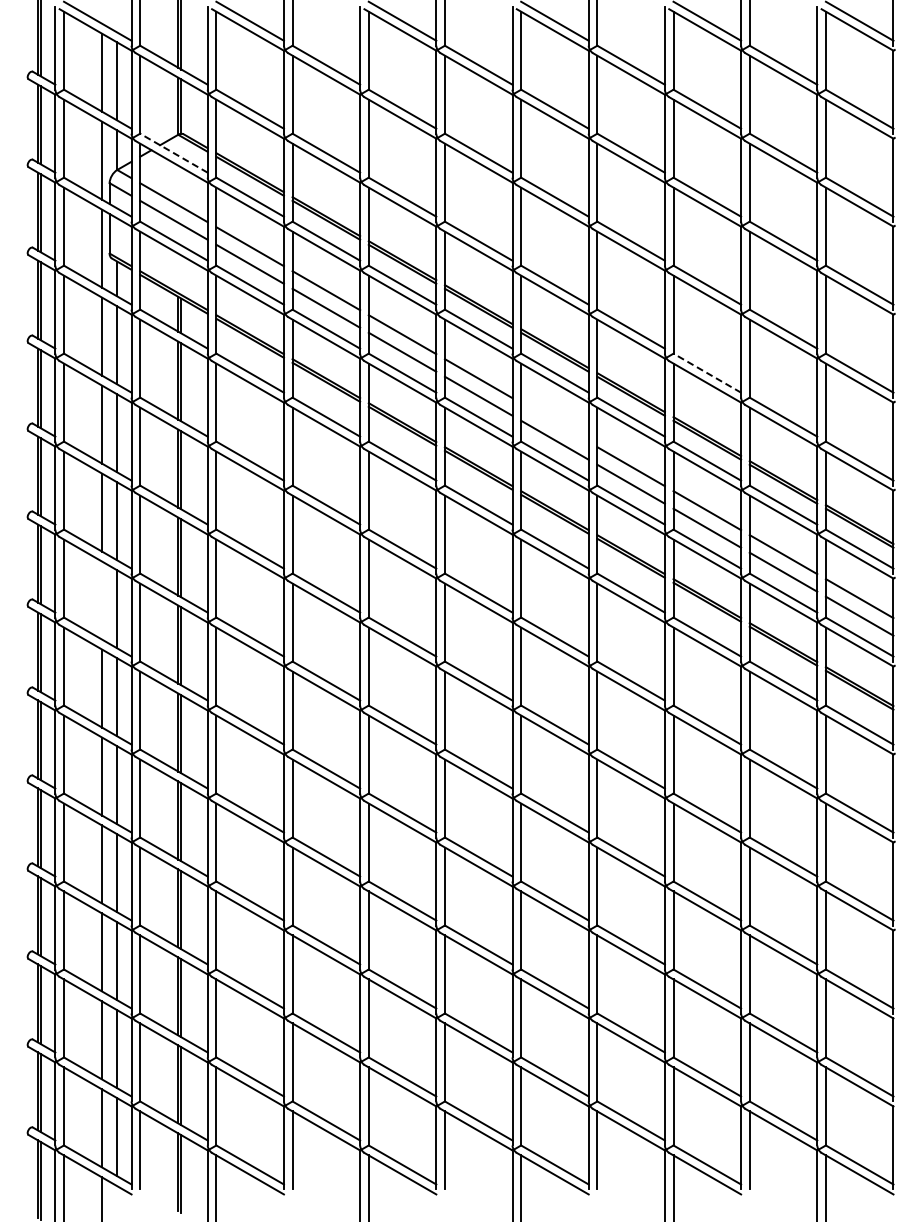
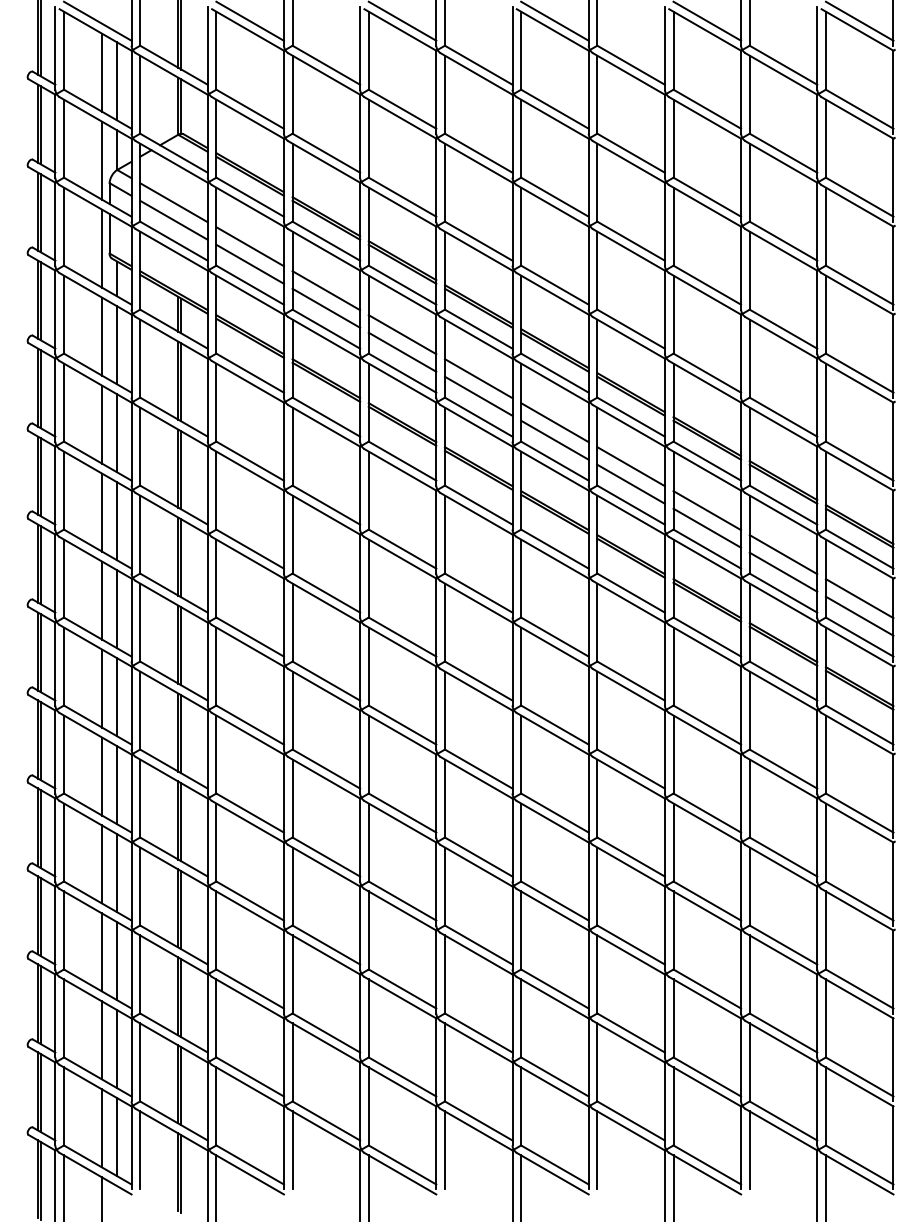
line: dashed -> solid (173, 152)
line: dashed -> solid (706, 372)
line: none -> present (554, 422)
line: none -> present (102, 600)
